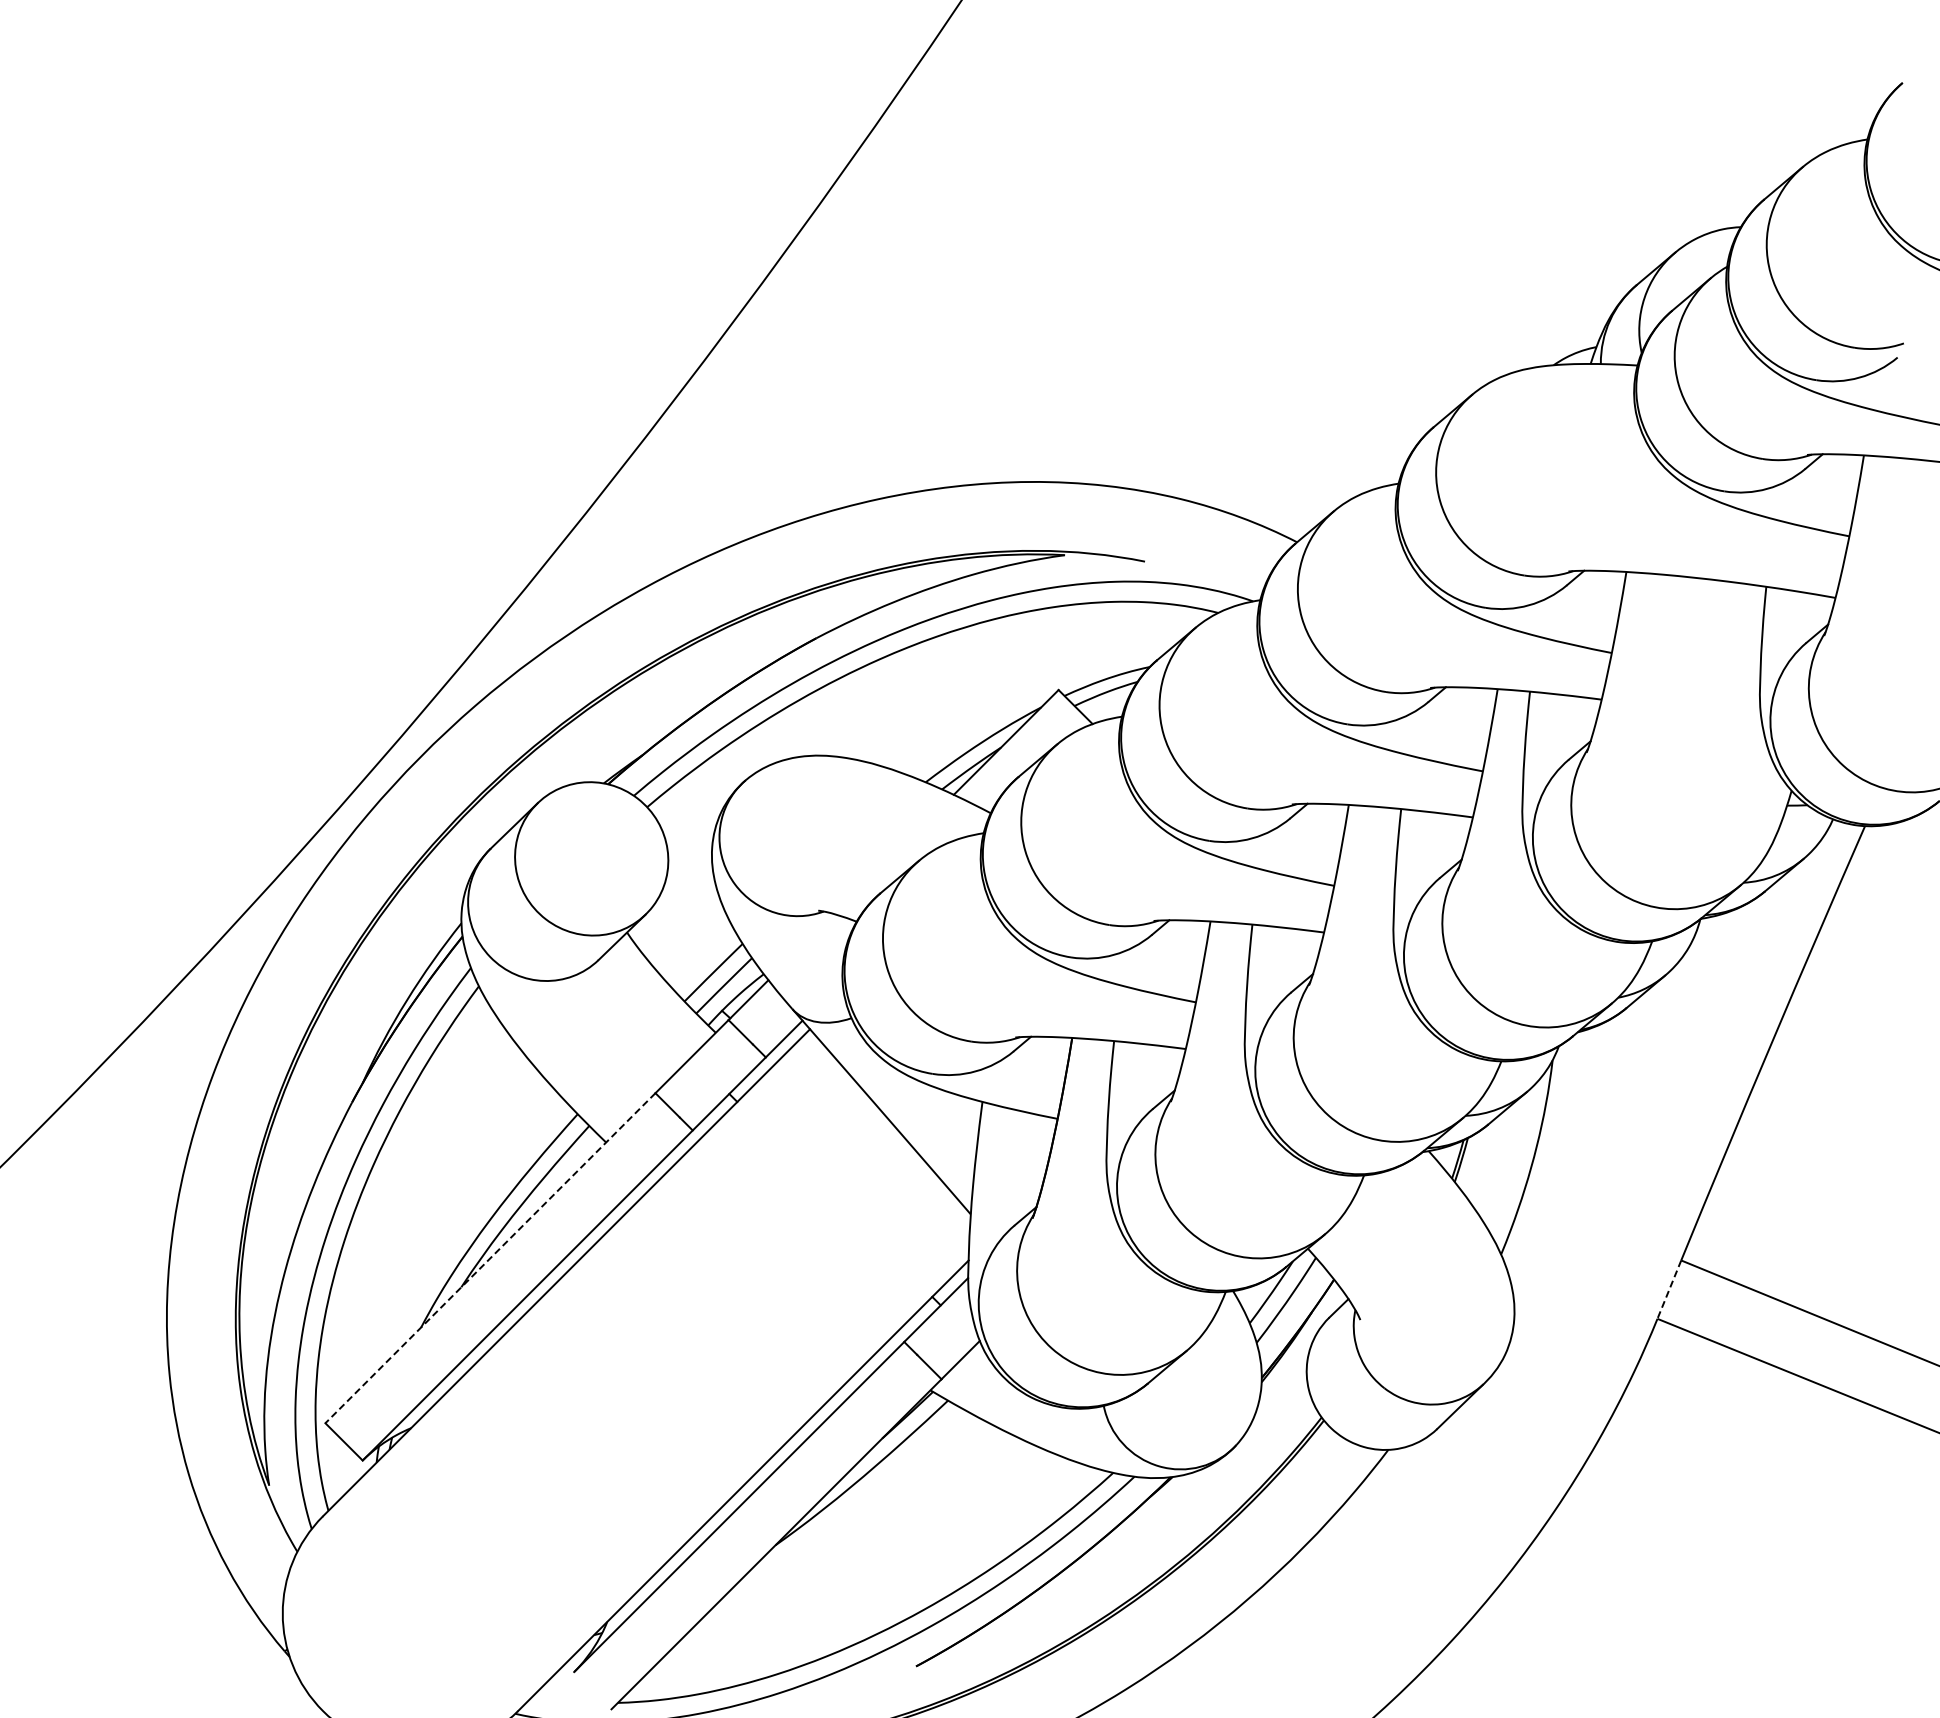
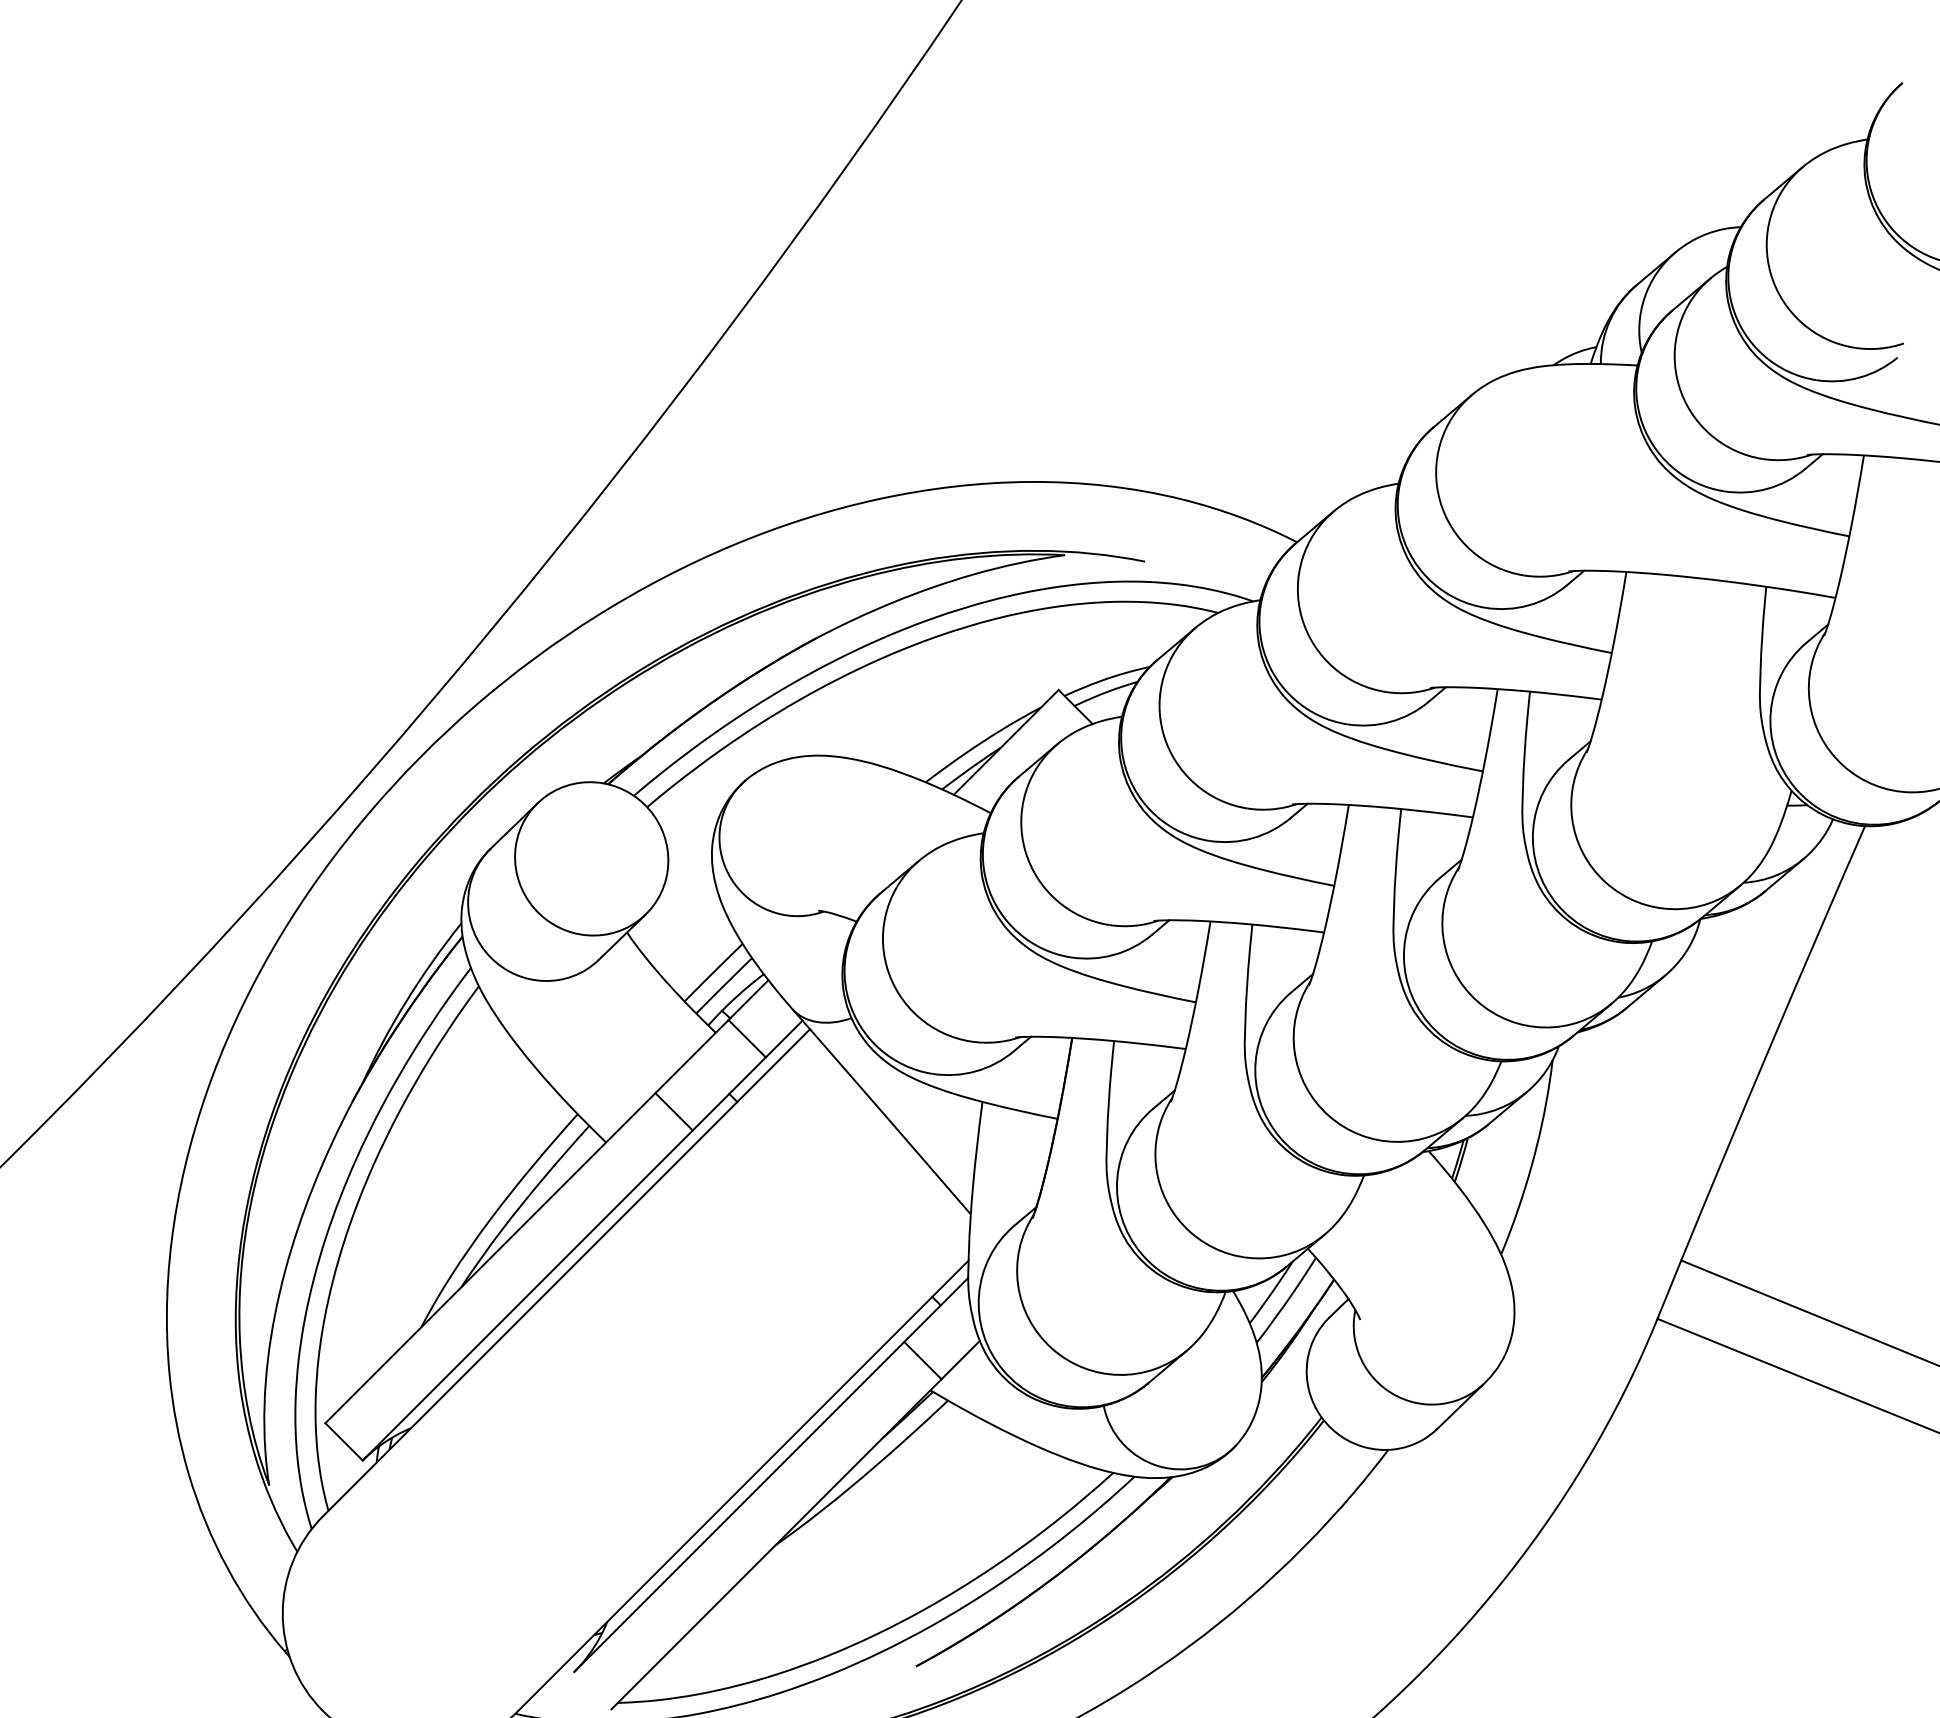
line: dashed -> solid (490, 1258)
line: dashed -> solid (1669, 1289)
